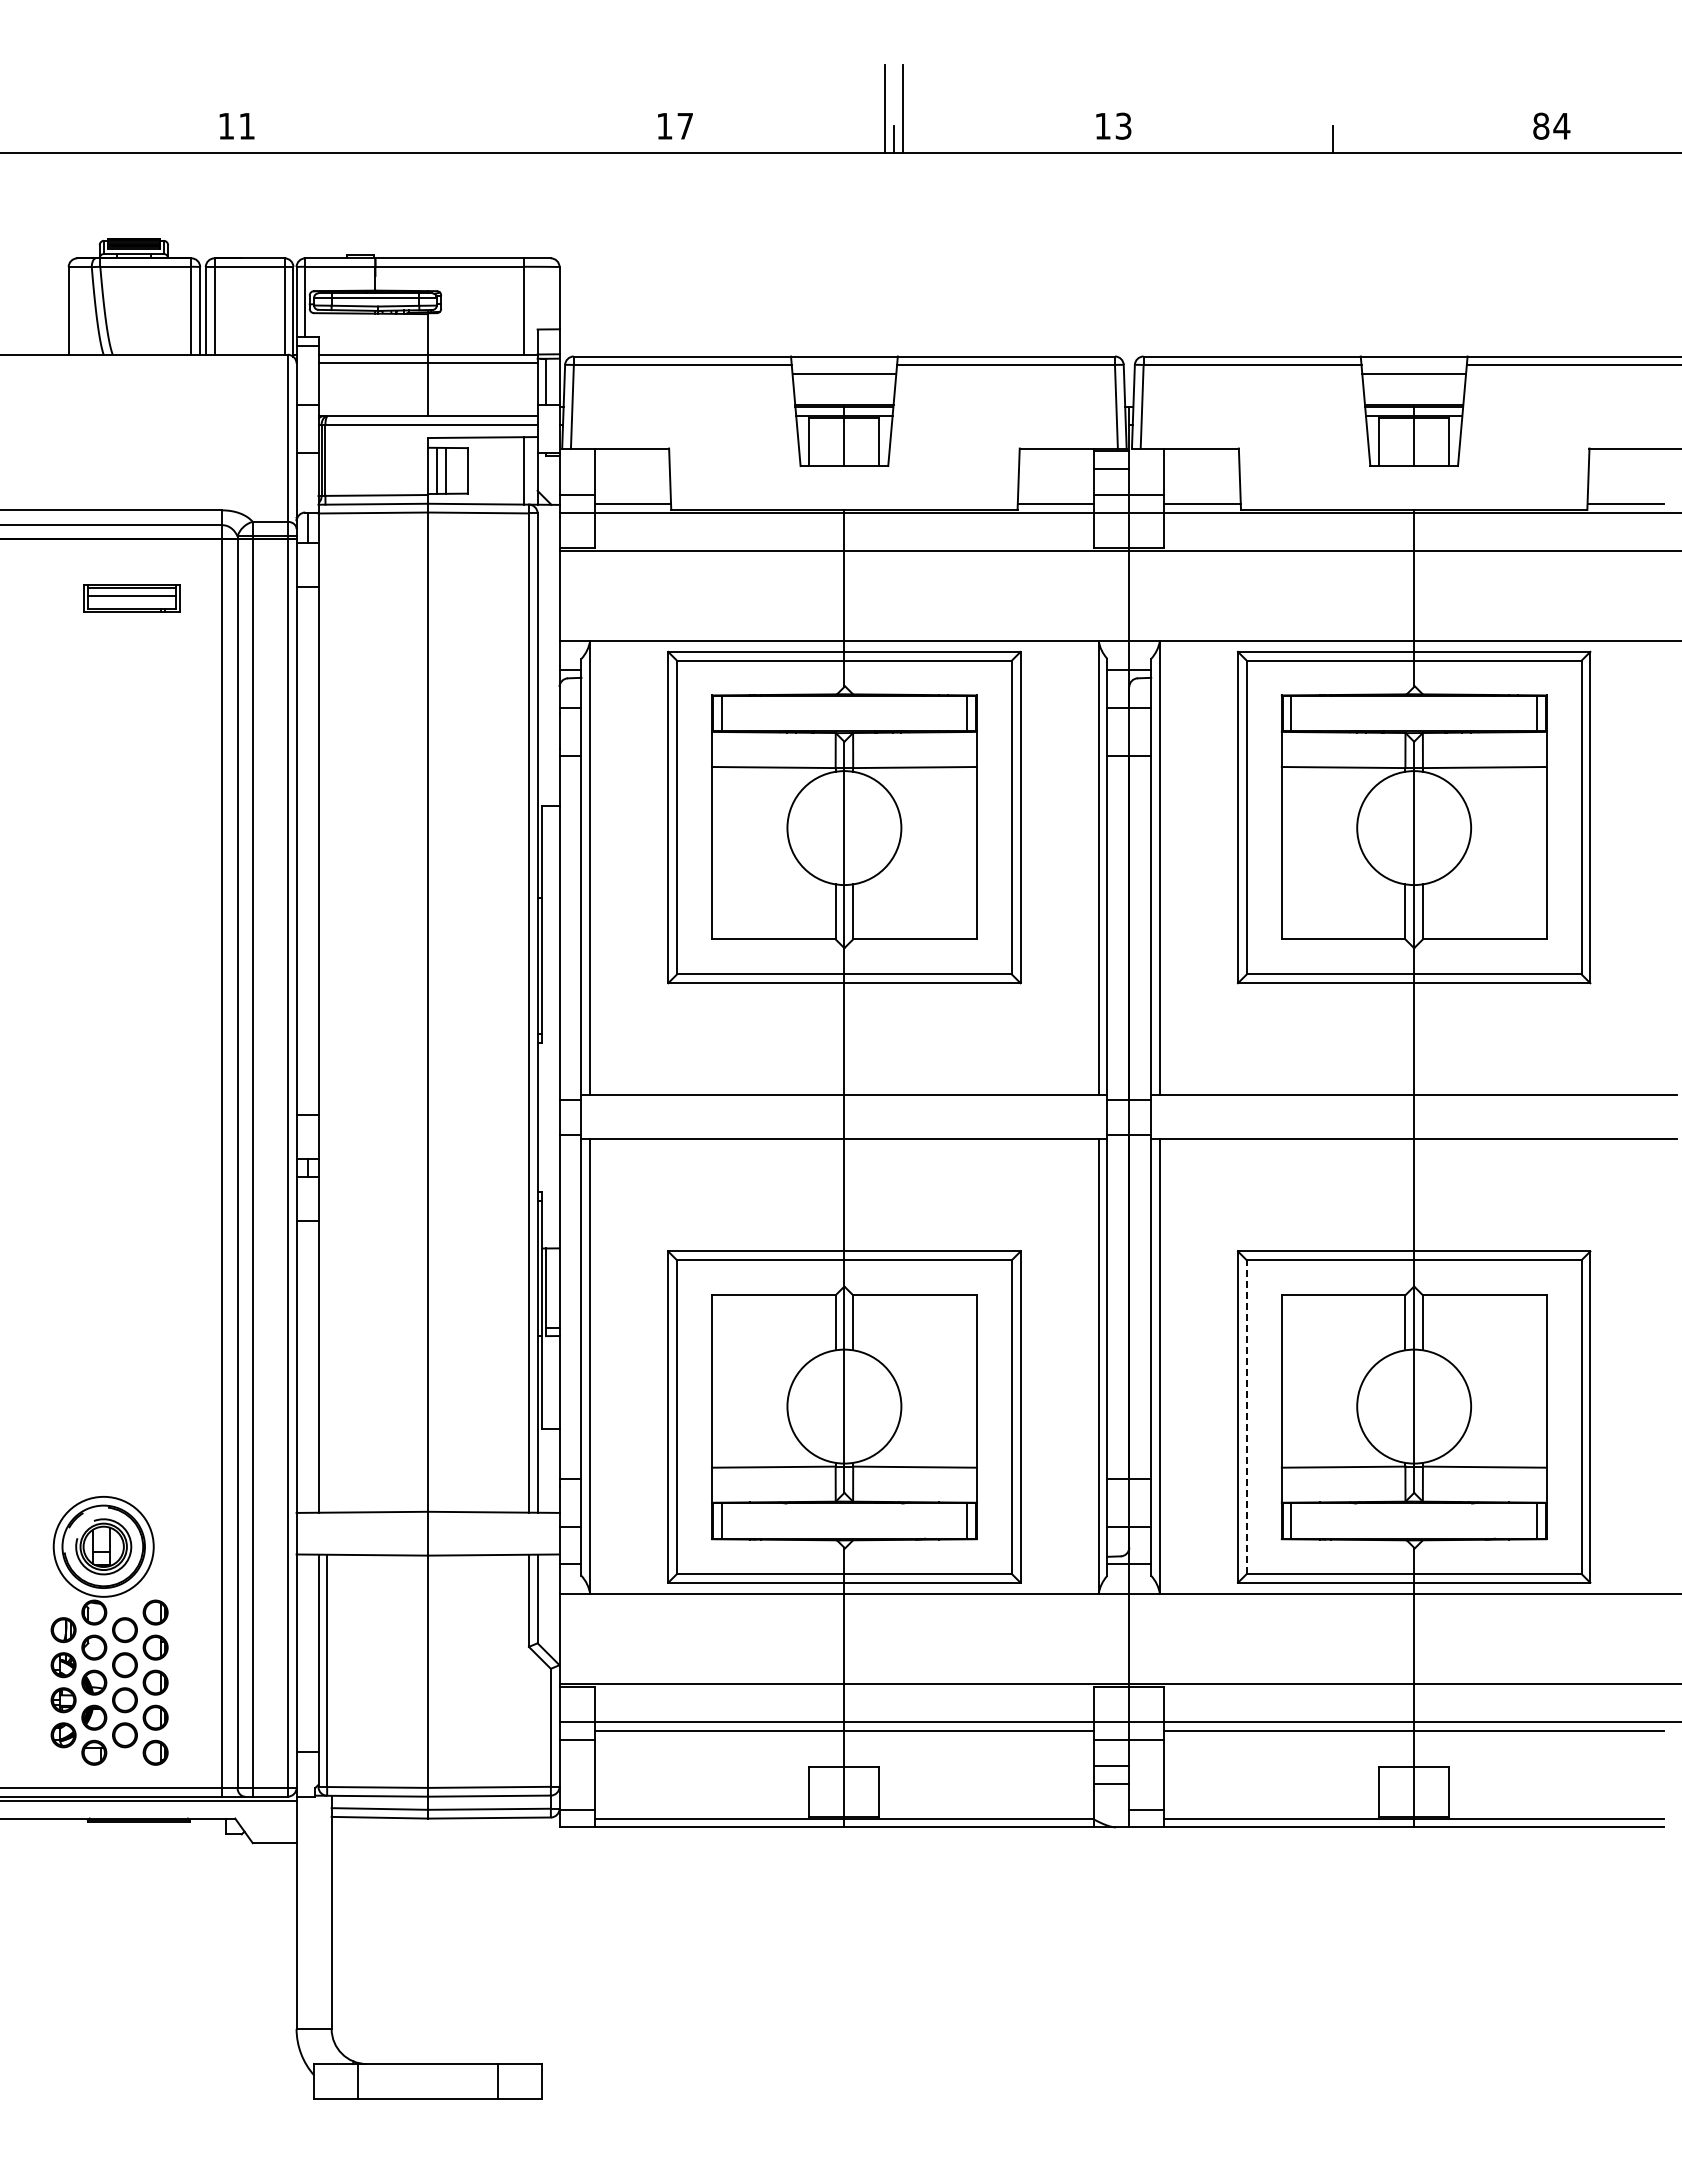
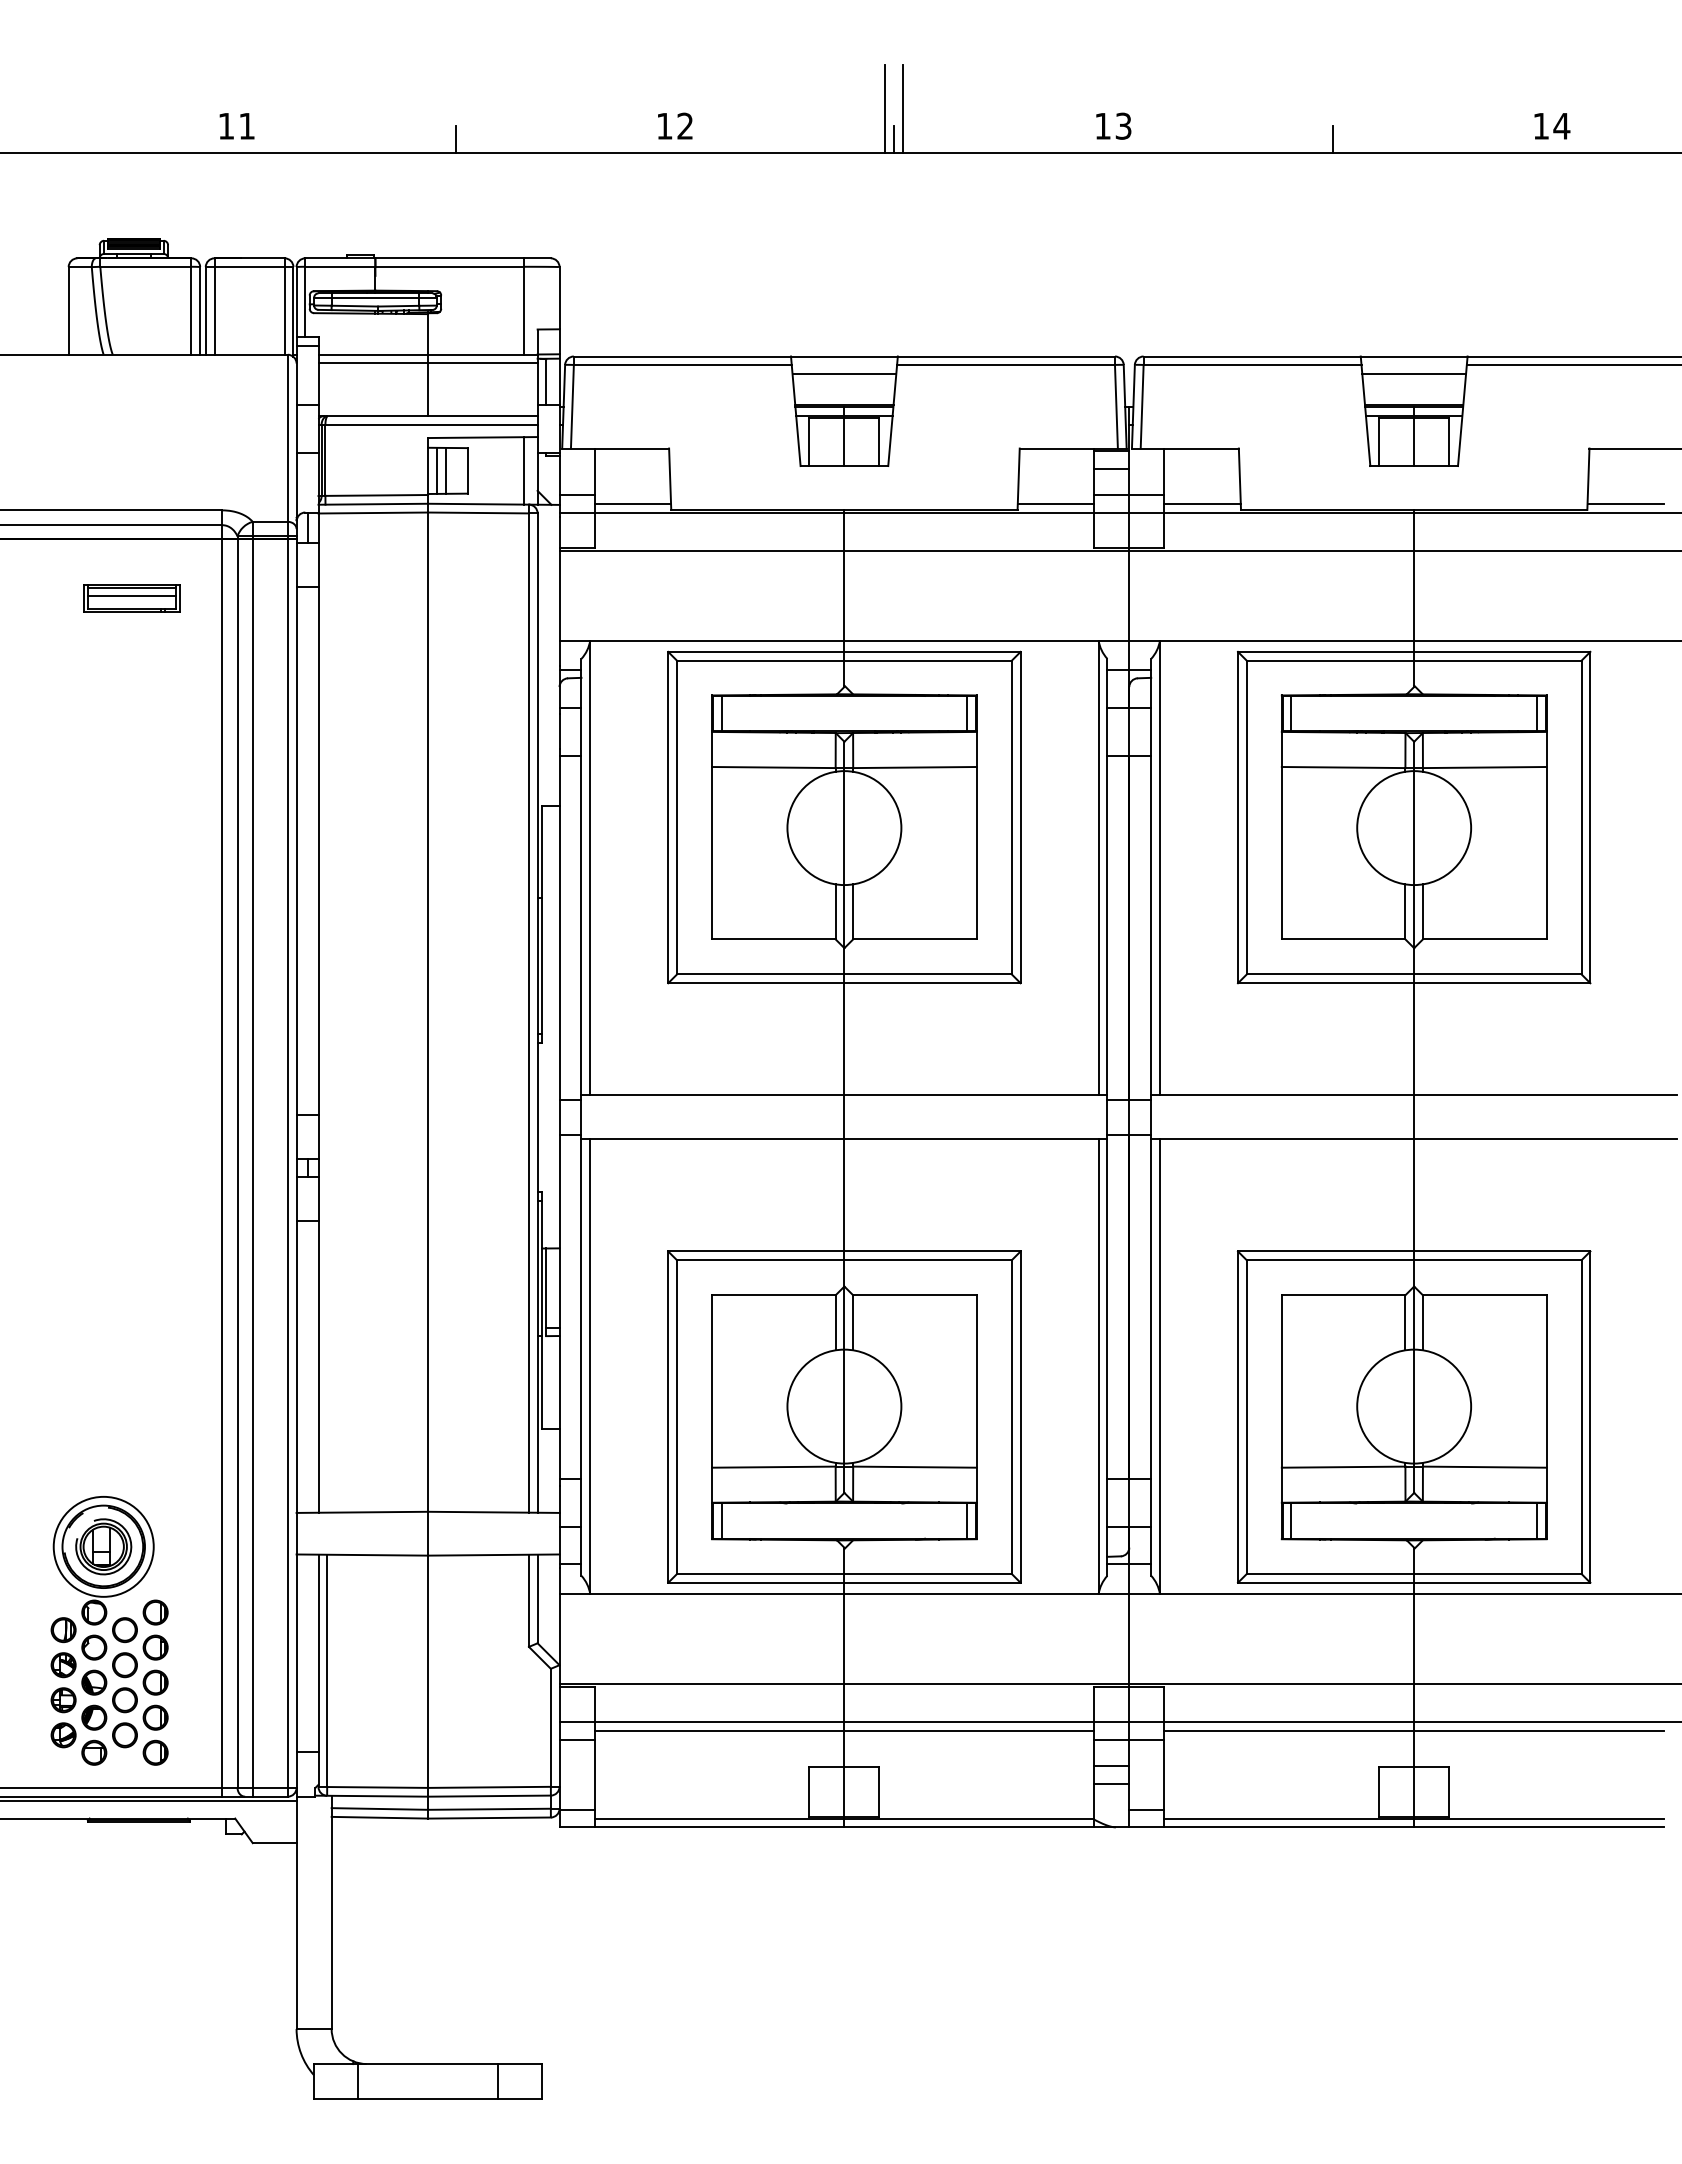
text: 17 -> 12 (684, 125)
text: 84 -> 14 (1541, 125)
line: none -> present (455, 139)
line: dashed -> solid (1246, 1417)
